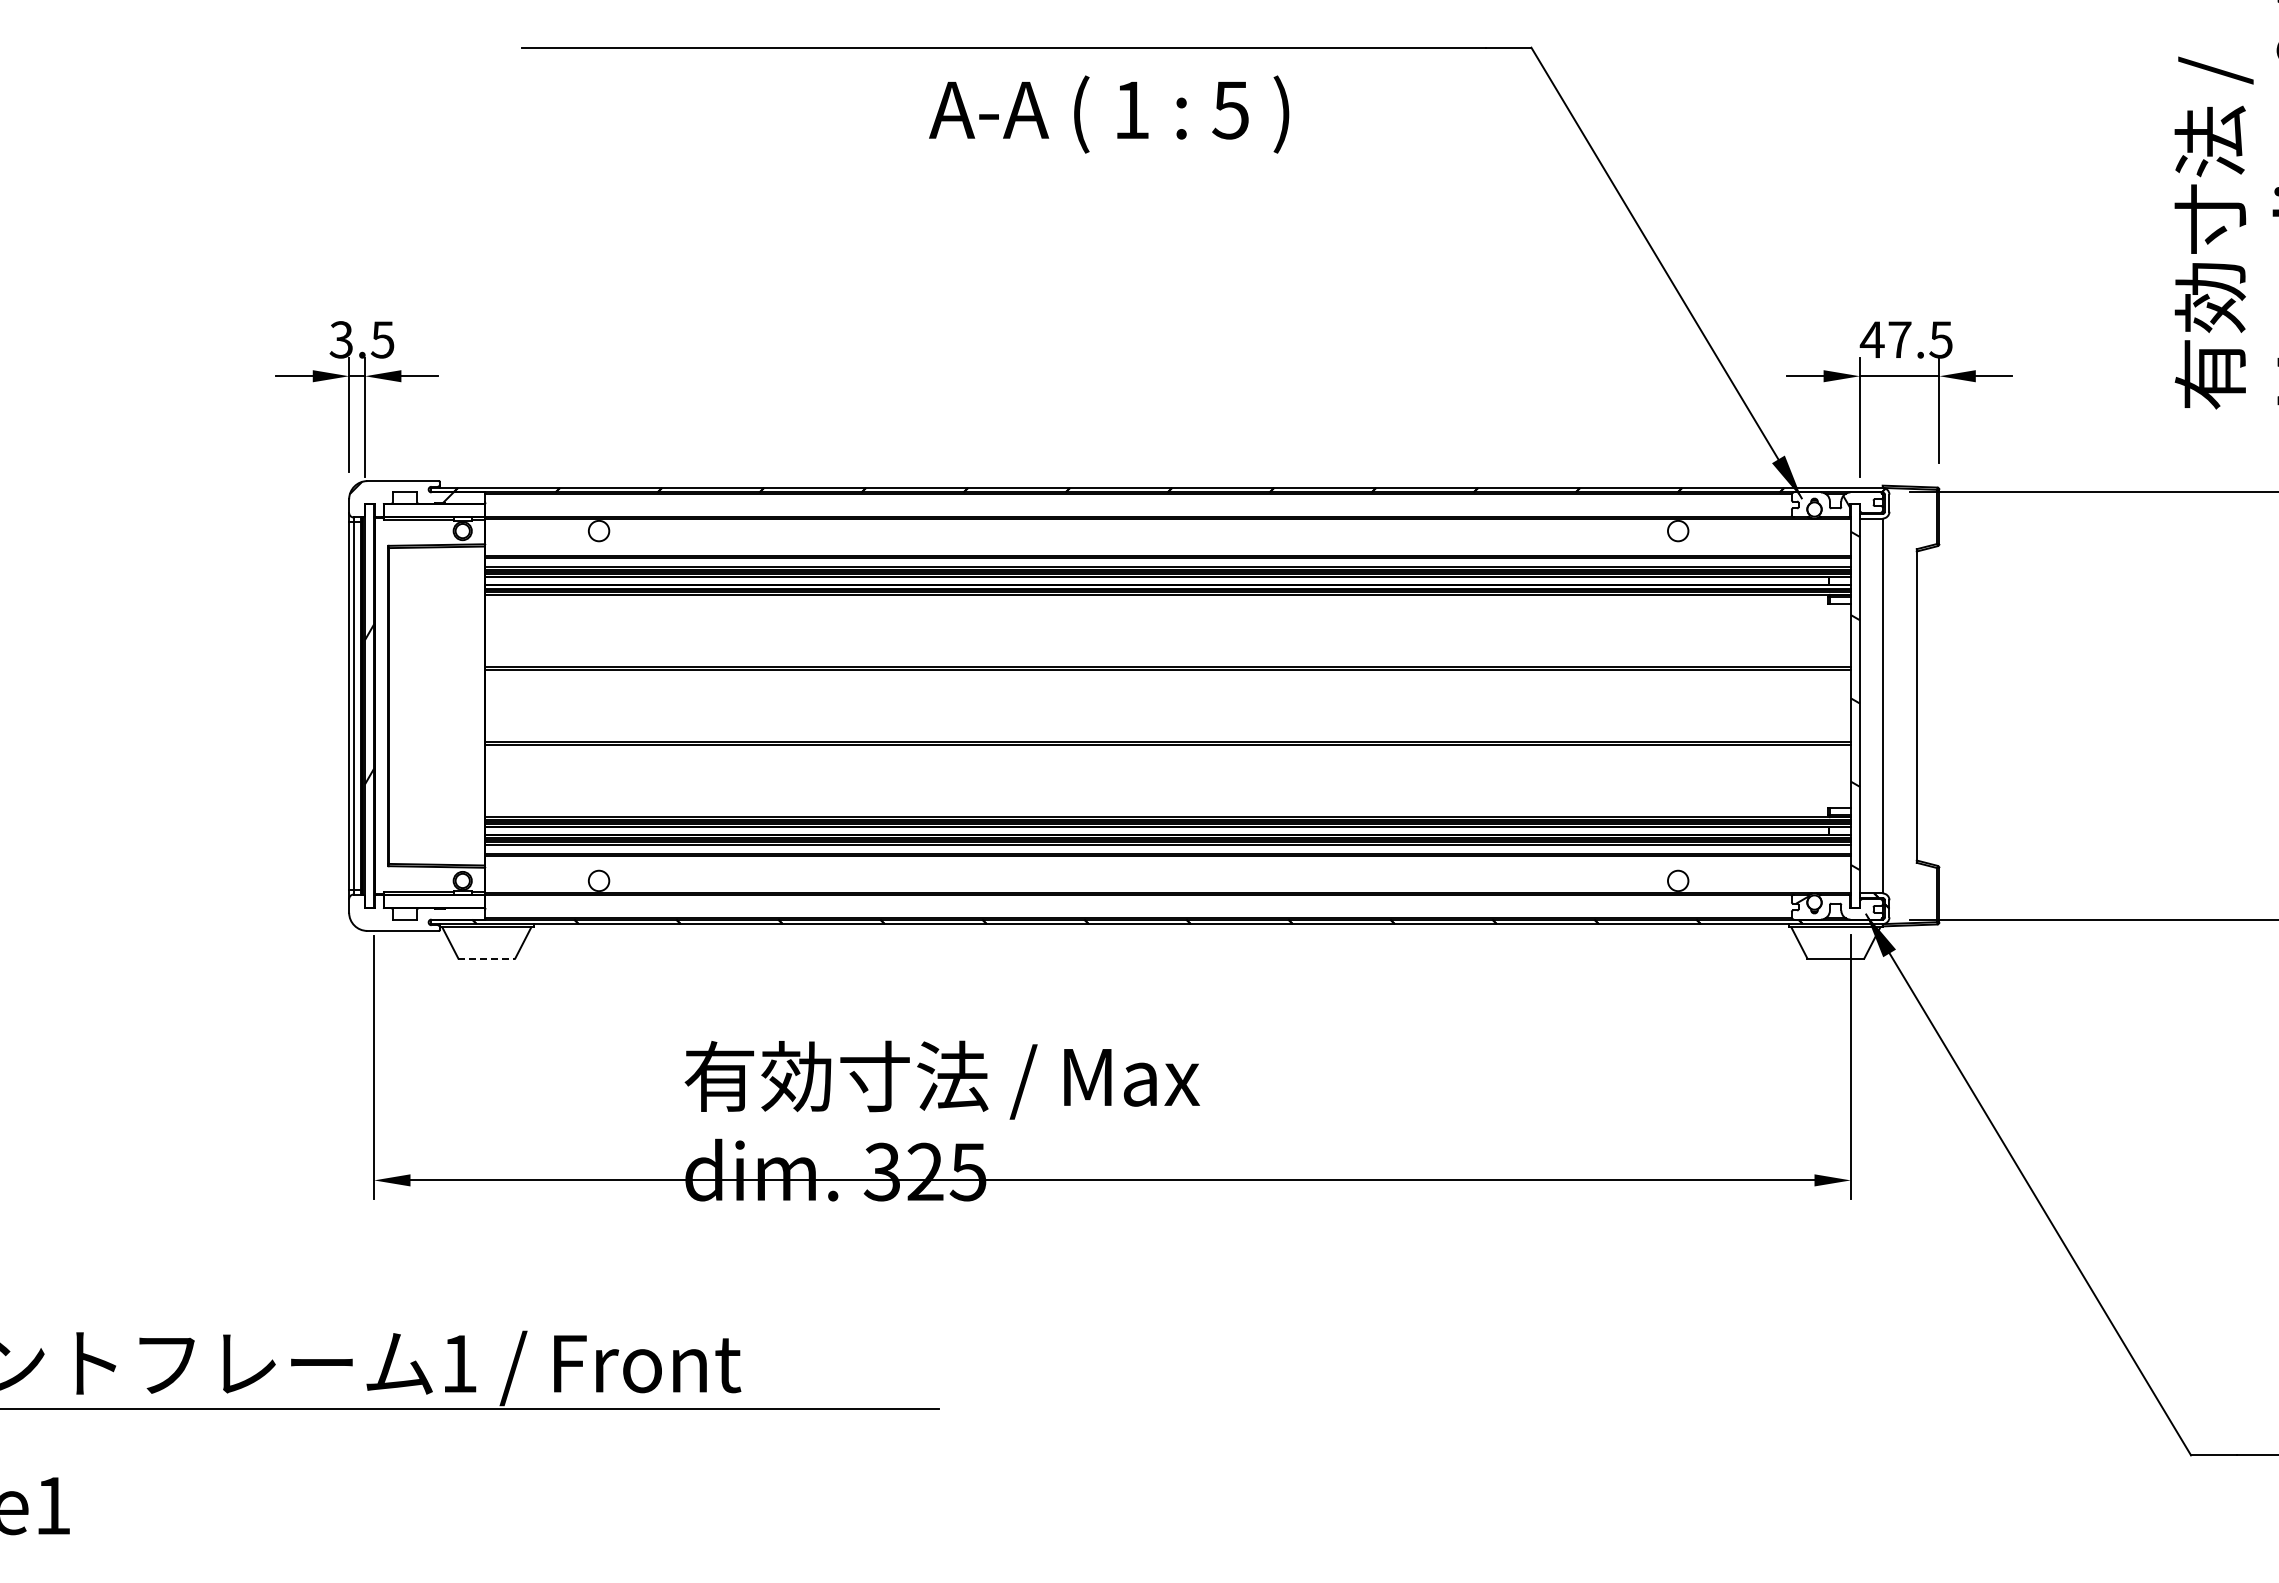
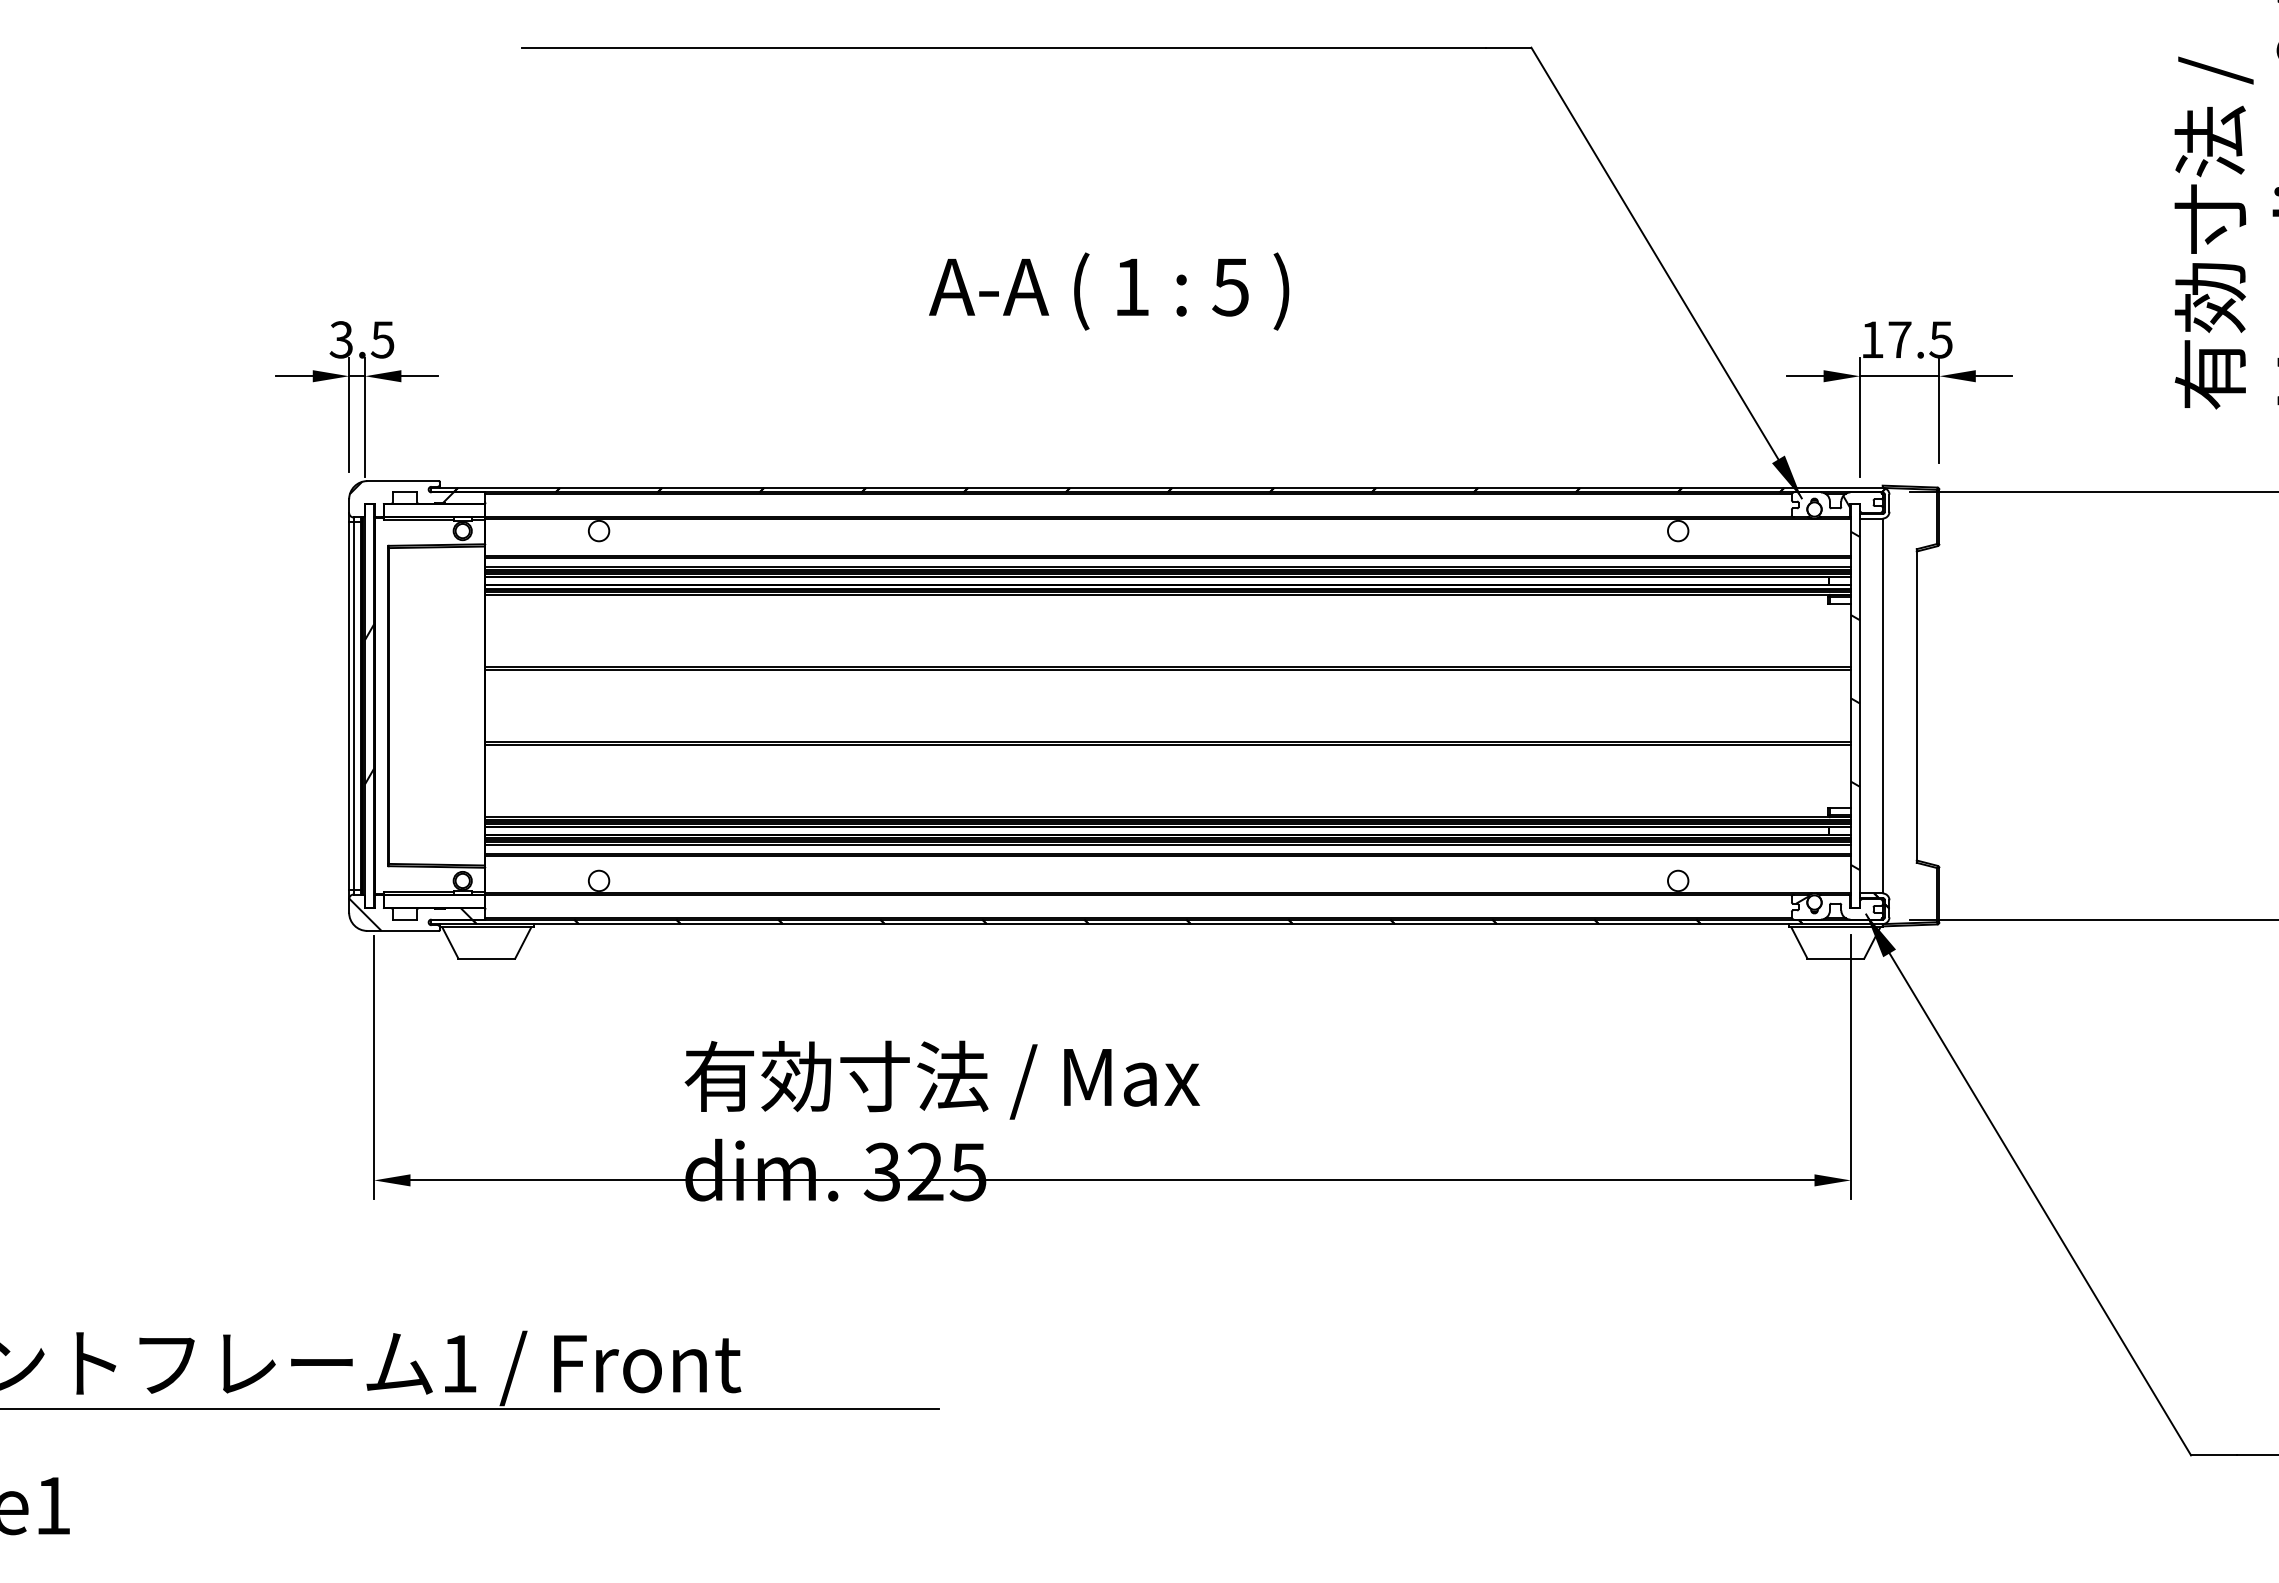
text position: (1109, 114) -> (1109, 291) (1109, 291)
text: 47.5 -> 17.5 (1871, 339)
hatch: none -> present (410, 914)
line: dashed -> solid (487, 958)
